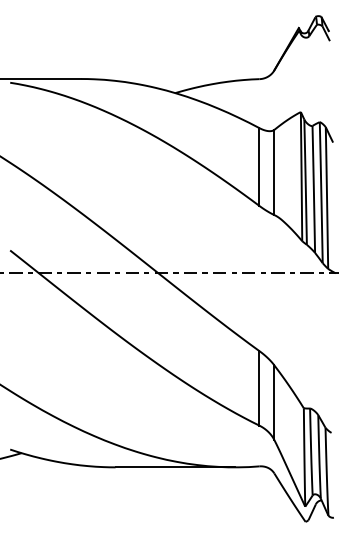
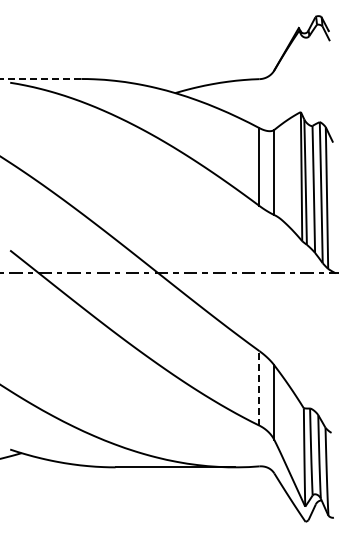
line: solid -> dashed (40, 79)
line: solid -> dashed (259, 387)
